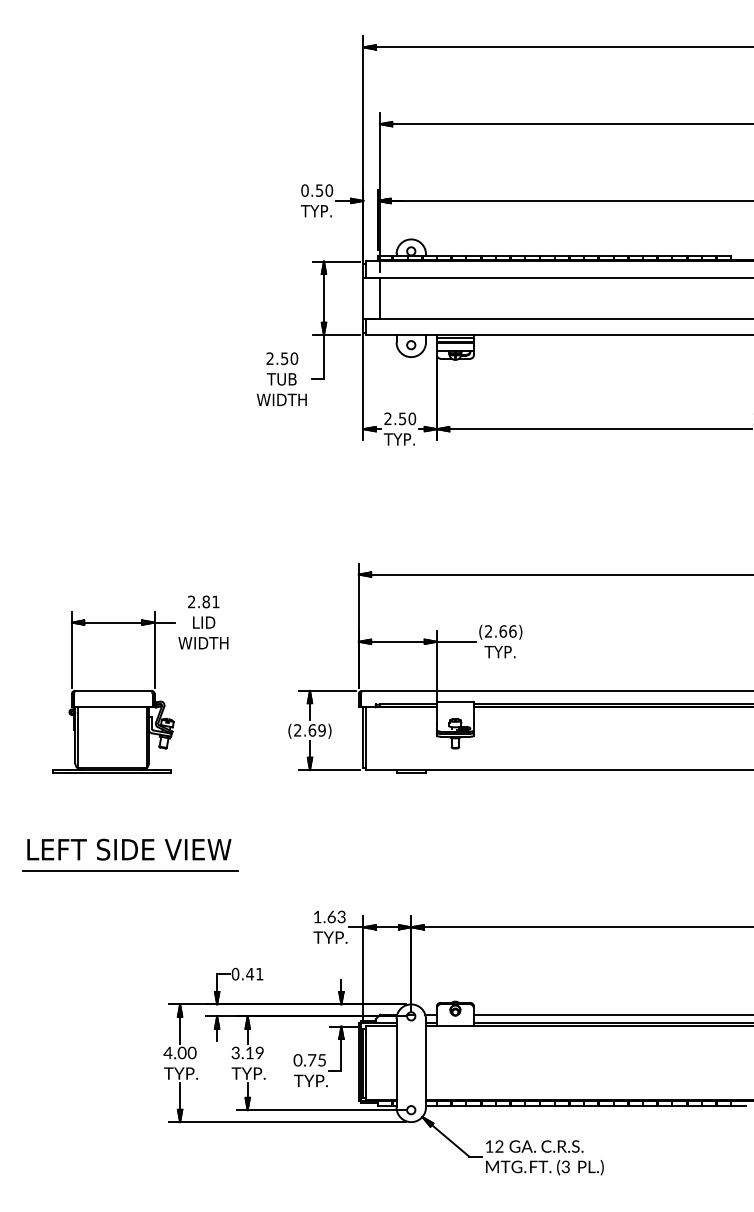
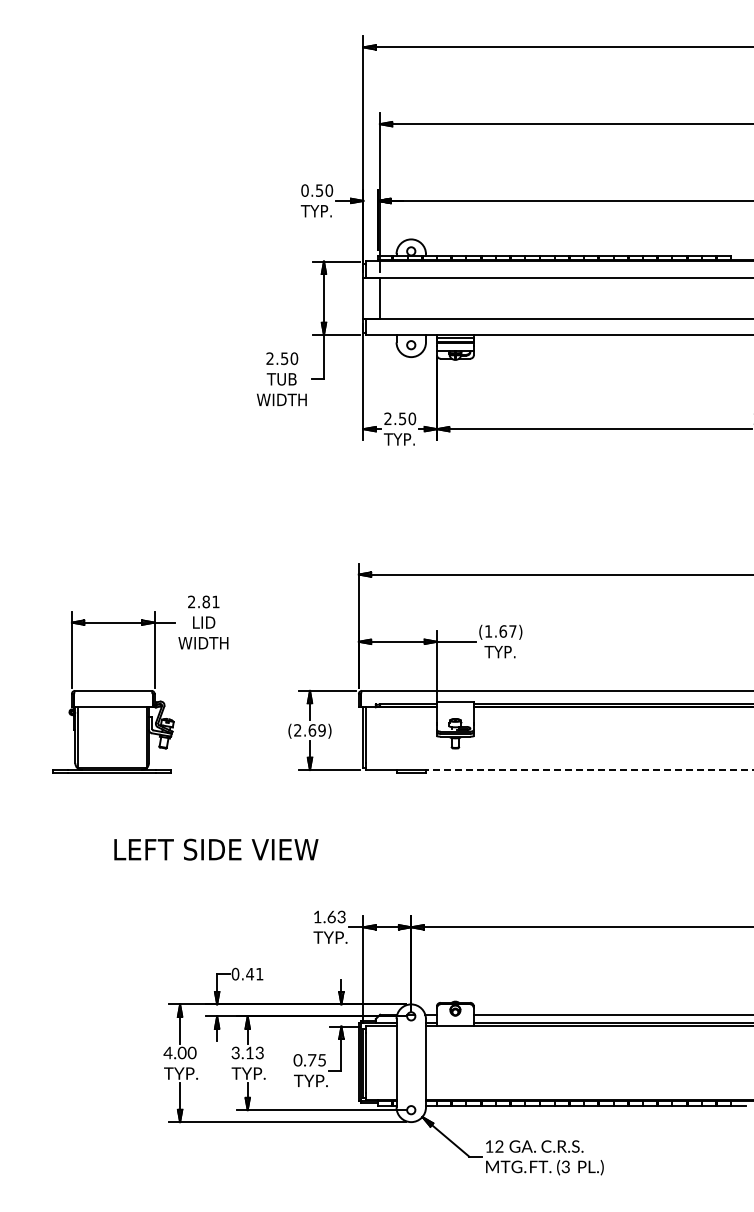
text: (2.66) -> (1.67) (500, 631)
line: solid -> dashed (589, 770)
text position: (129, 849) -> (216, 849) (216, 849)
line: present -> none (130, 870)
text: 3.19 -> 3.13 (259, 1053)
